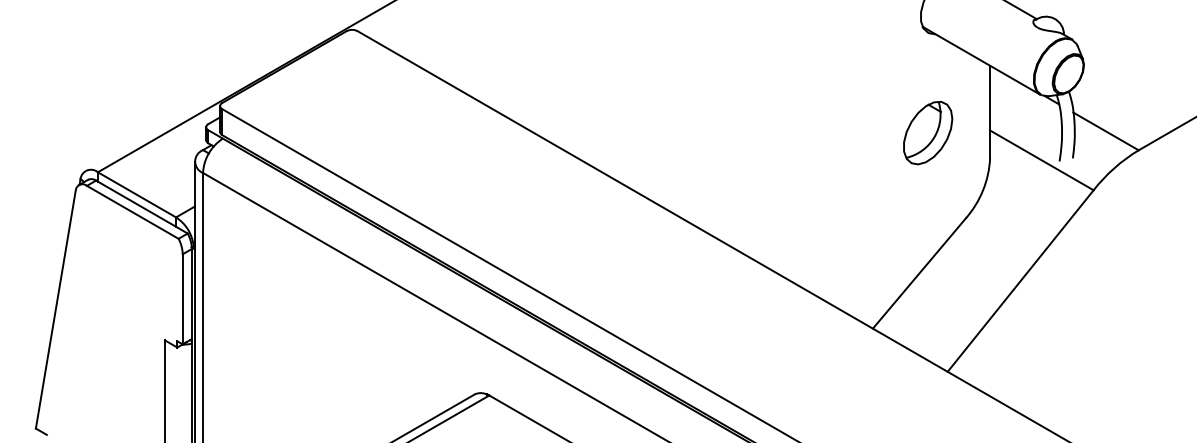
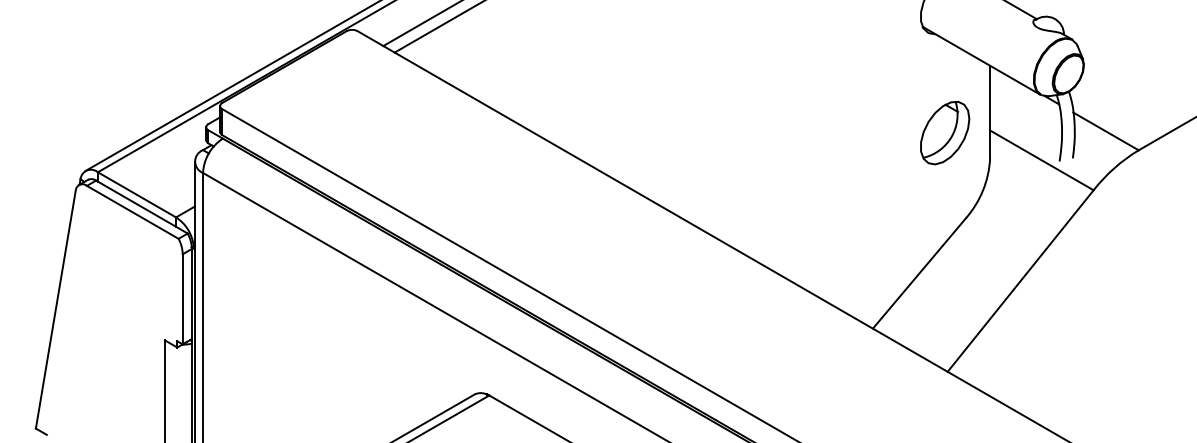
line: none -> present (420, 24)
line: none -> present (438, 27)
line: none -> present (231, 86)
part position: (928, 133) -> (945, 133) (945, 133)
